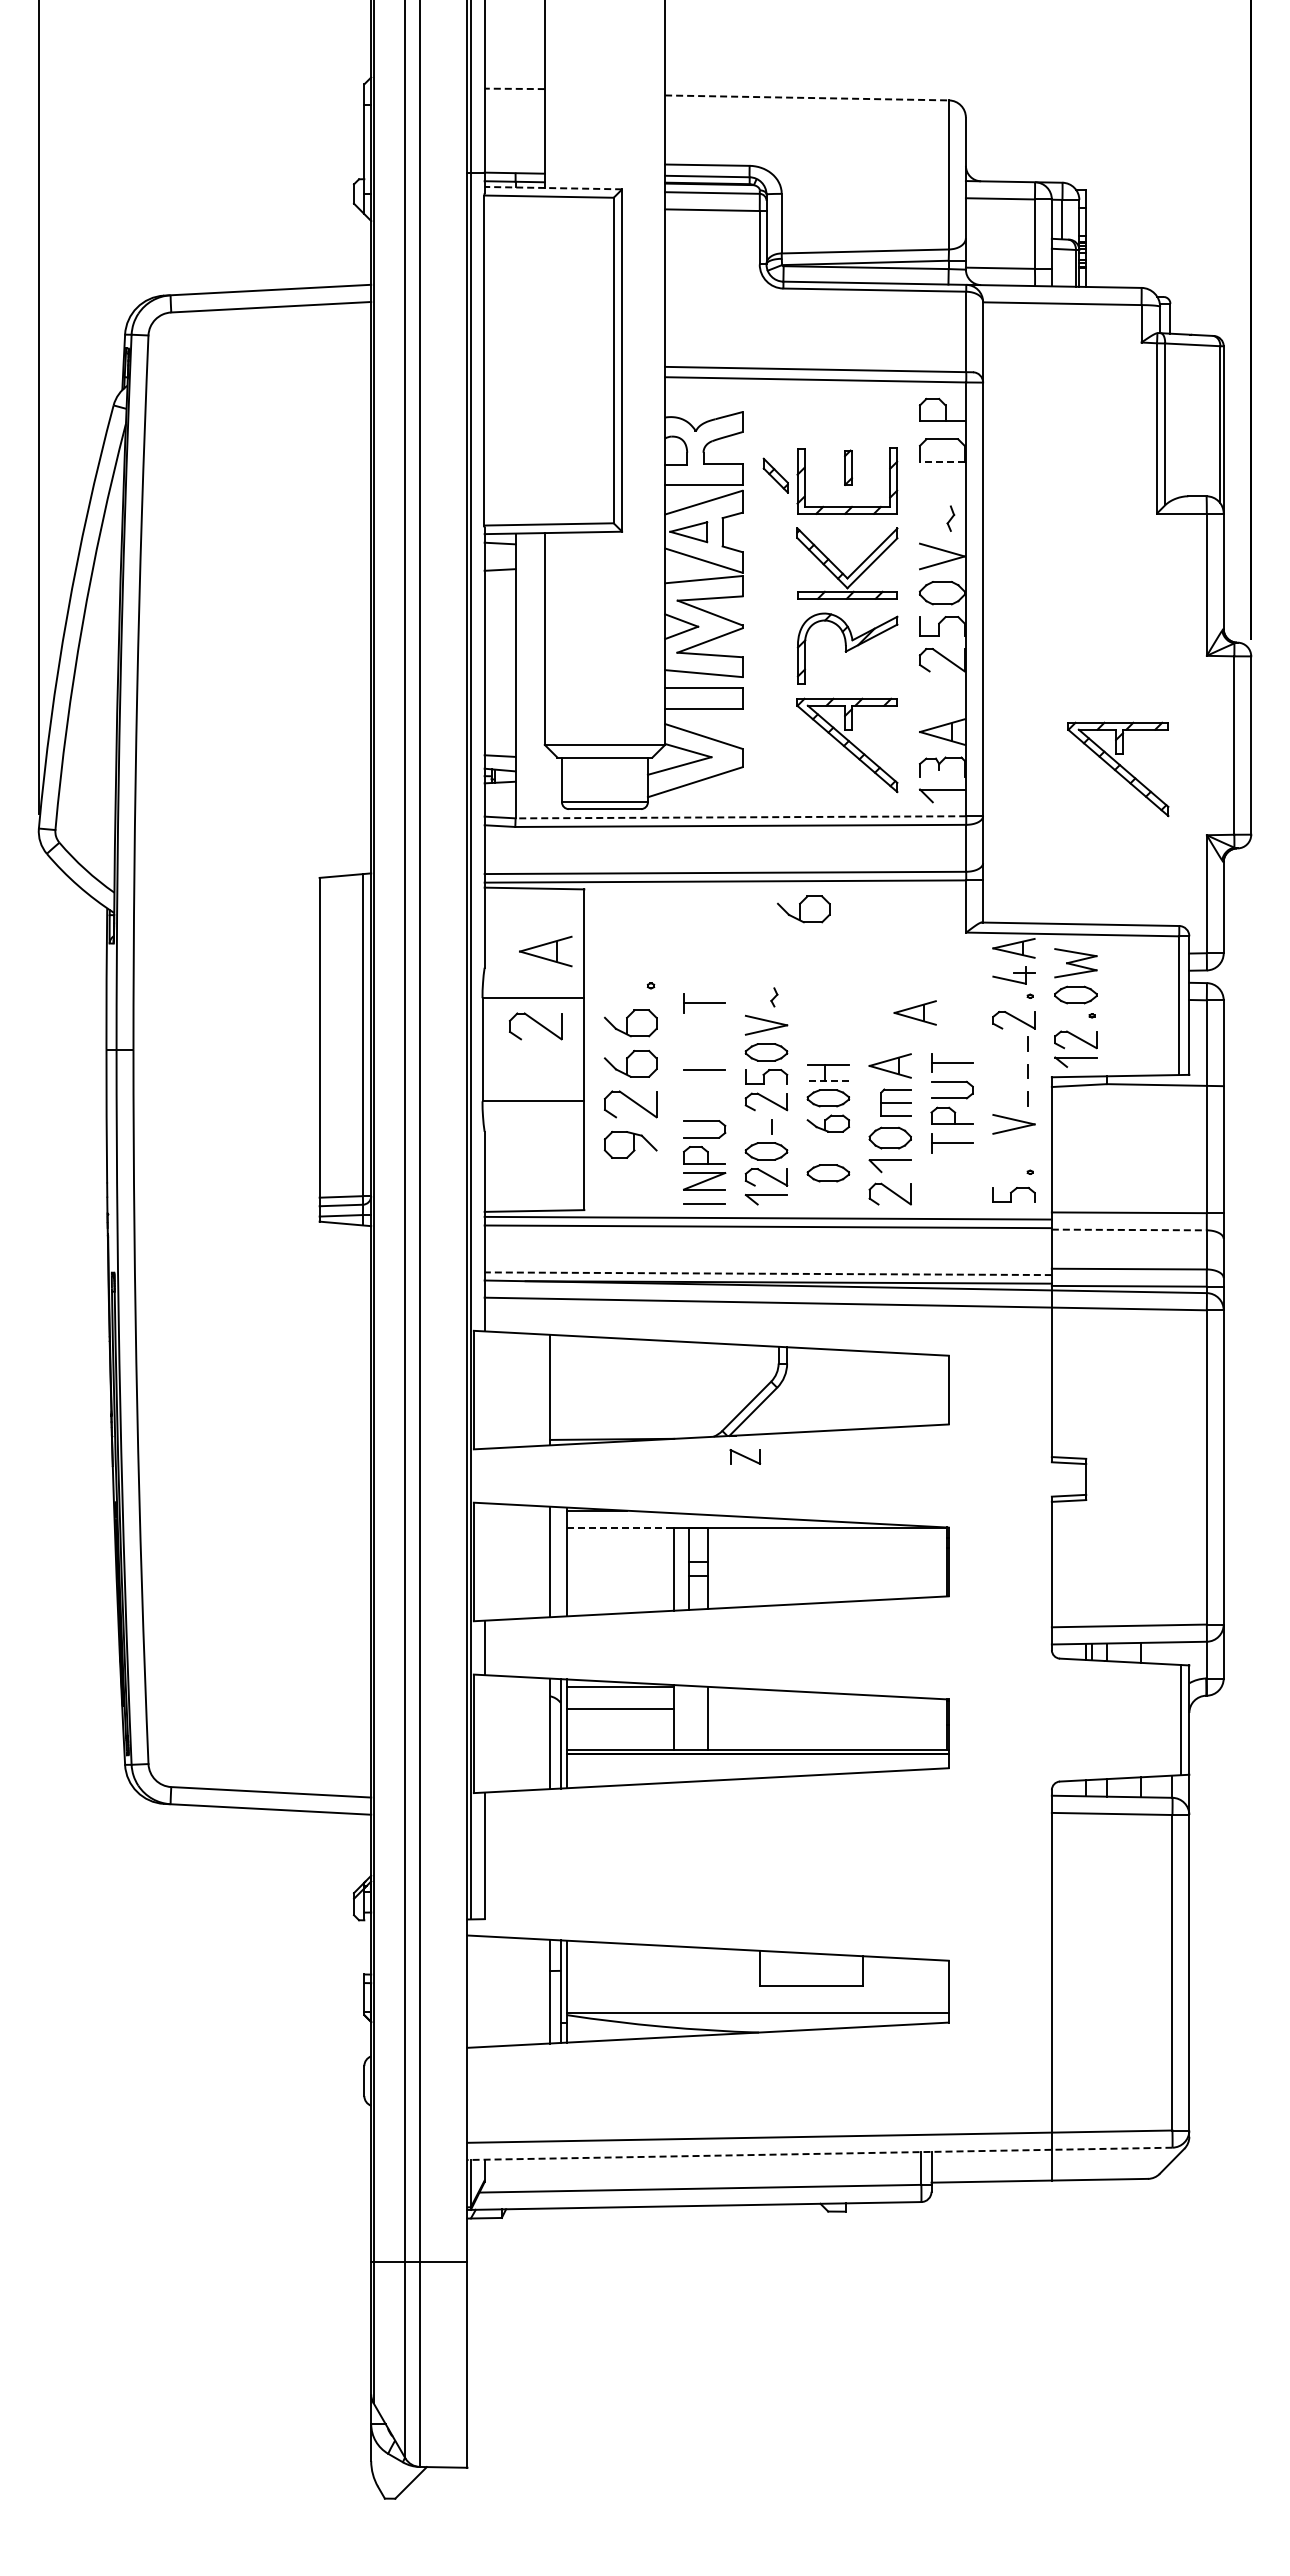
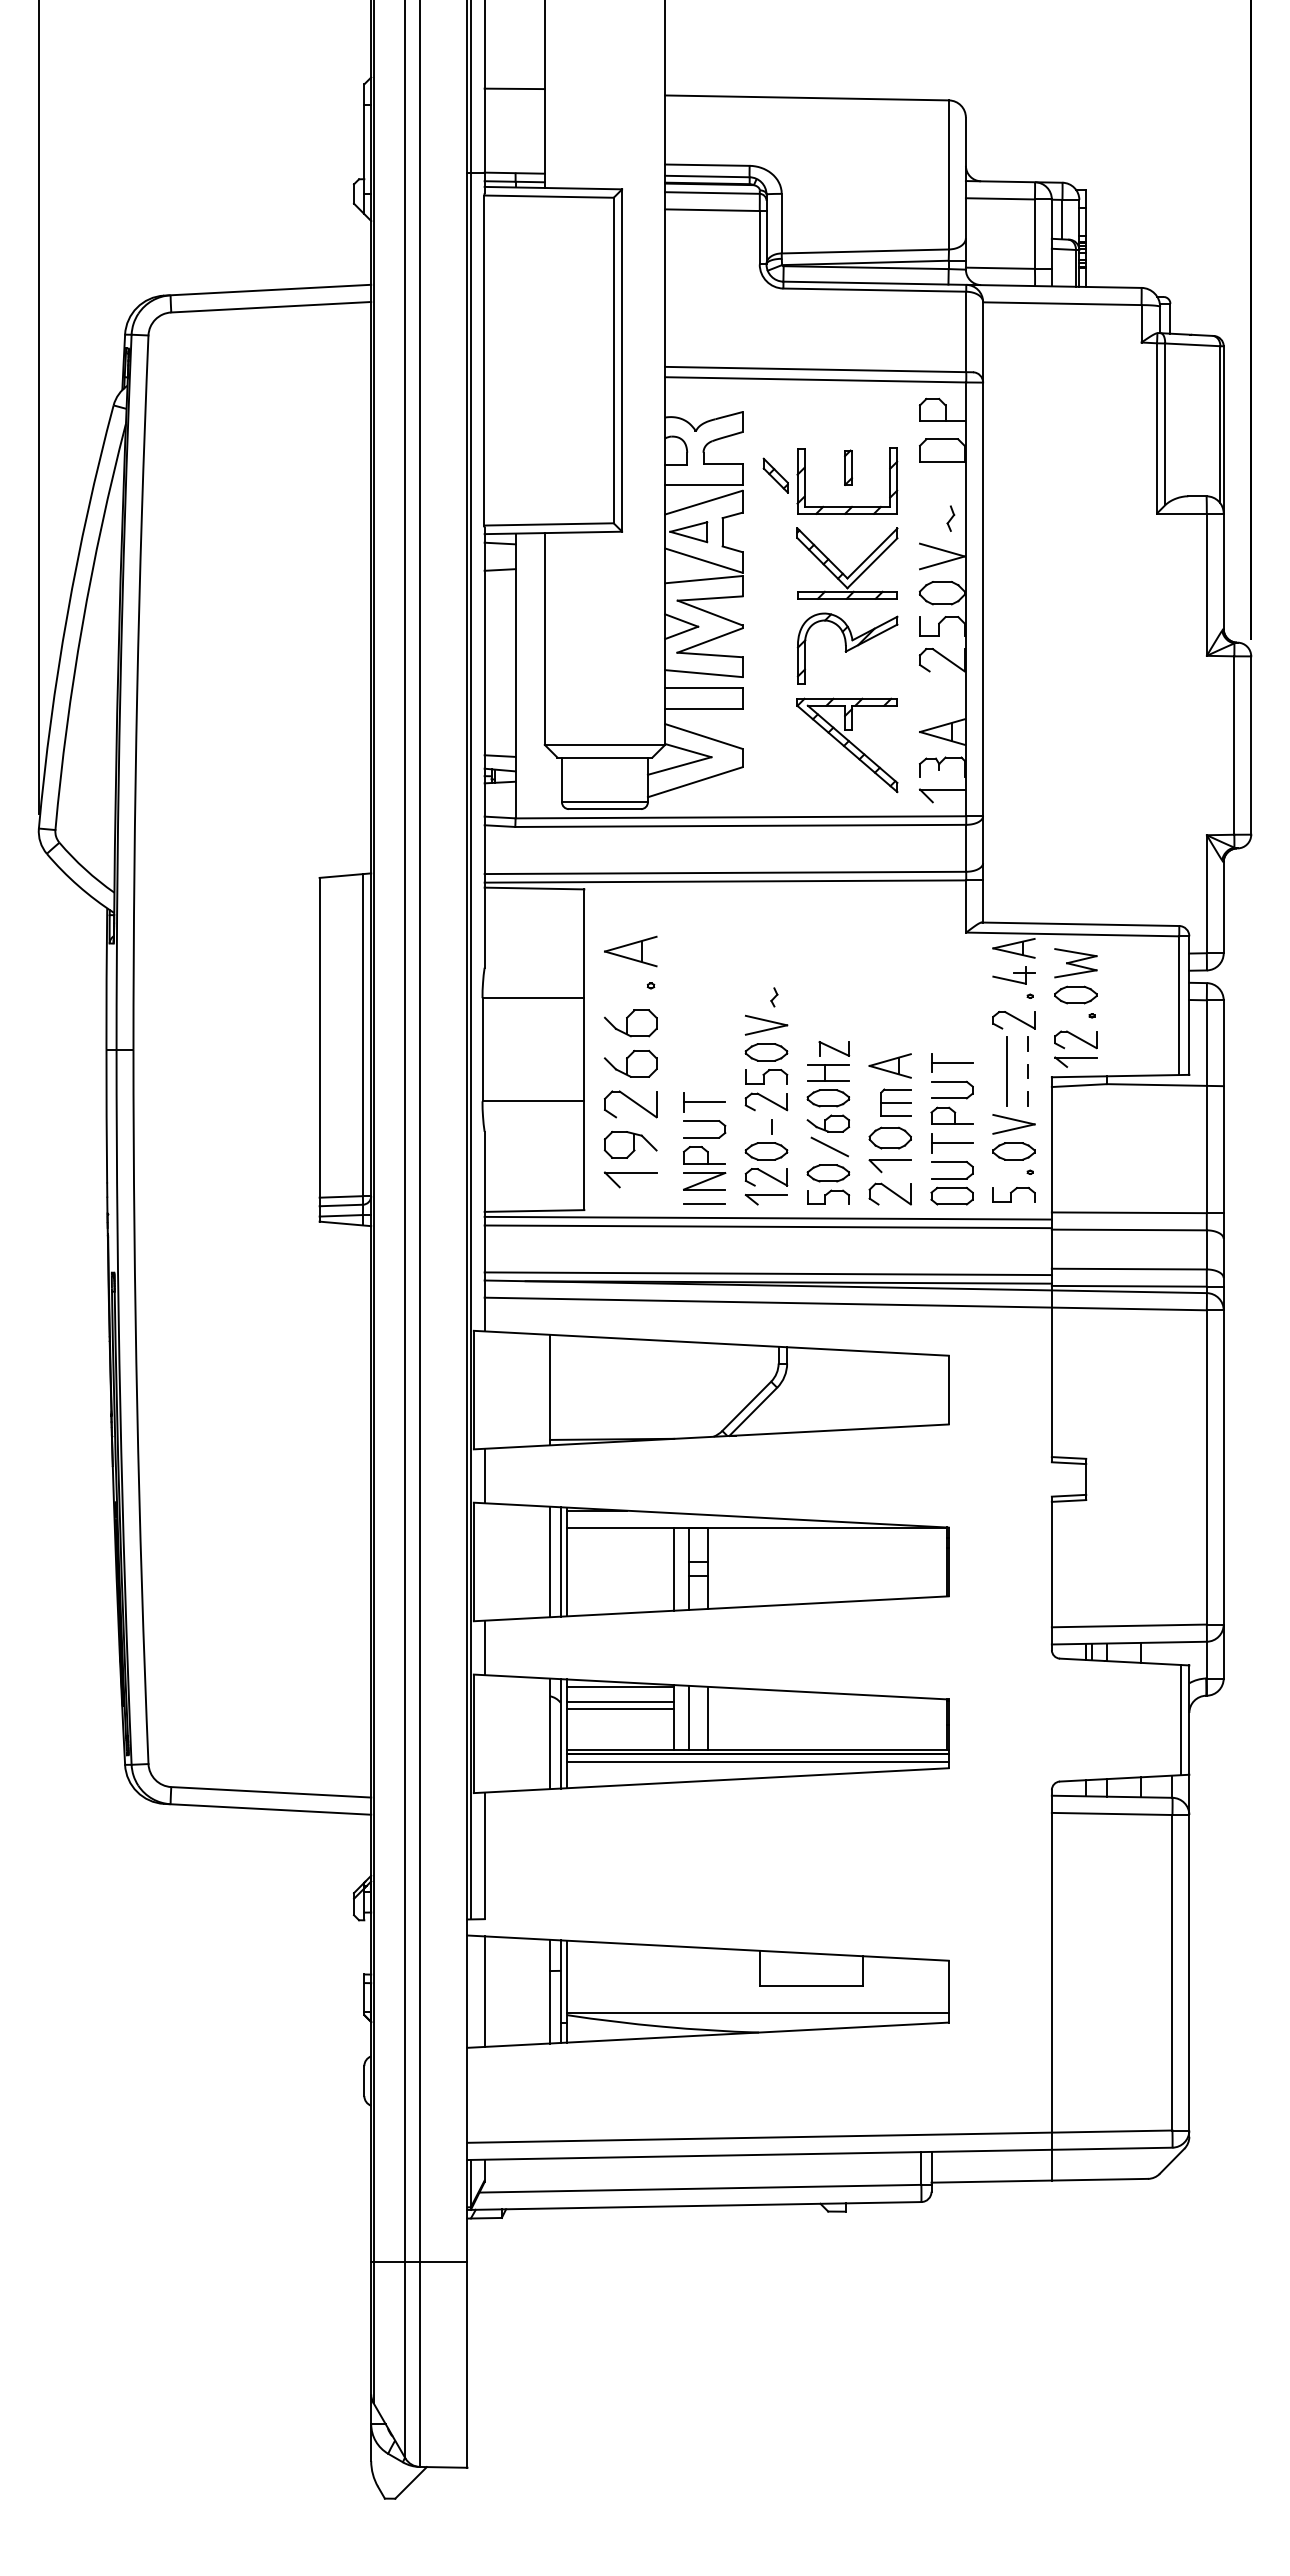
line: dashed -> solid (514, 88)
line: dashed -> solid (807, 97)
line: dashed -> solid (553, 188)
line: dashed -> solid (941, 461)
part: present -> none (1118, 769)
line: dashed -> solid (740, 817)
part: present -> none (803, 909)
part position: (545, 951) -> (630, 951) (630, 951)
part position: (704, 1003) -> (704, 1102) (704, 1102)
part: present -> none (914, 1012)
part: present -> none (535, 1026)
line: present -> none (704, 1069)
line: none -> present (1006, 1071)
line: dashed -> solid (828, 1081)
line: none -> present (829, 1146)
part: none -> present (1013, 1151)
part: none -> present (630, 1179)
part: none -> present (951, 1183)
part: none -> present (828, 1196)
line: dashed -> solid (1129, 1229)
line: dashed -> solid (768, 1273)
part position: (745, 1456) -> (834, 1048) (834, 1048)
line: none -> present (484, 1475)
line: dashed -> solid (620, 1527)
line: none -> present (560, 1561)
line: none -> present (620, 1701)
line: none -> present (689, 1717)
line: none -> present (757, 1762)
line: none -> present (484, 1991)
line: dashed -> solid (819, 2153)
